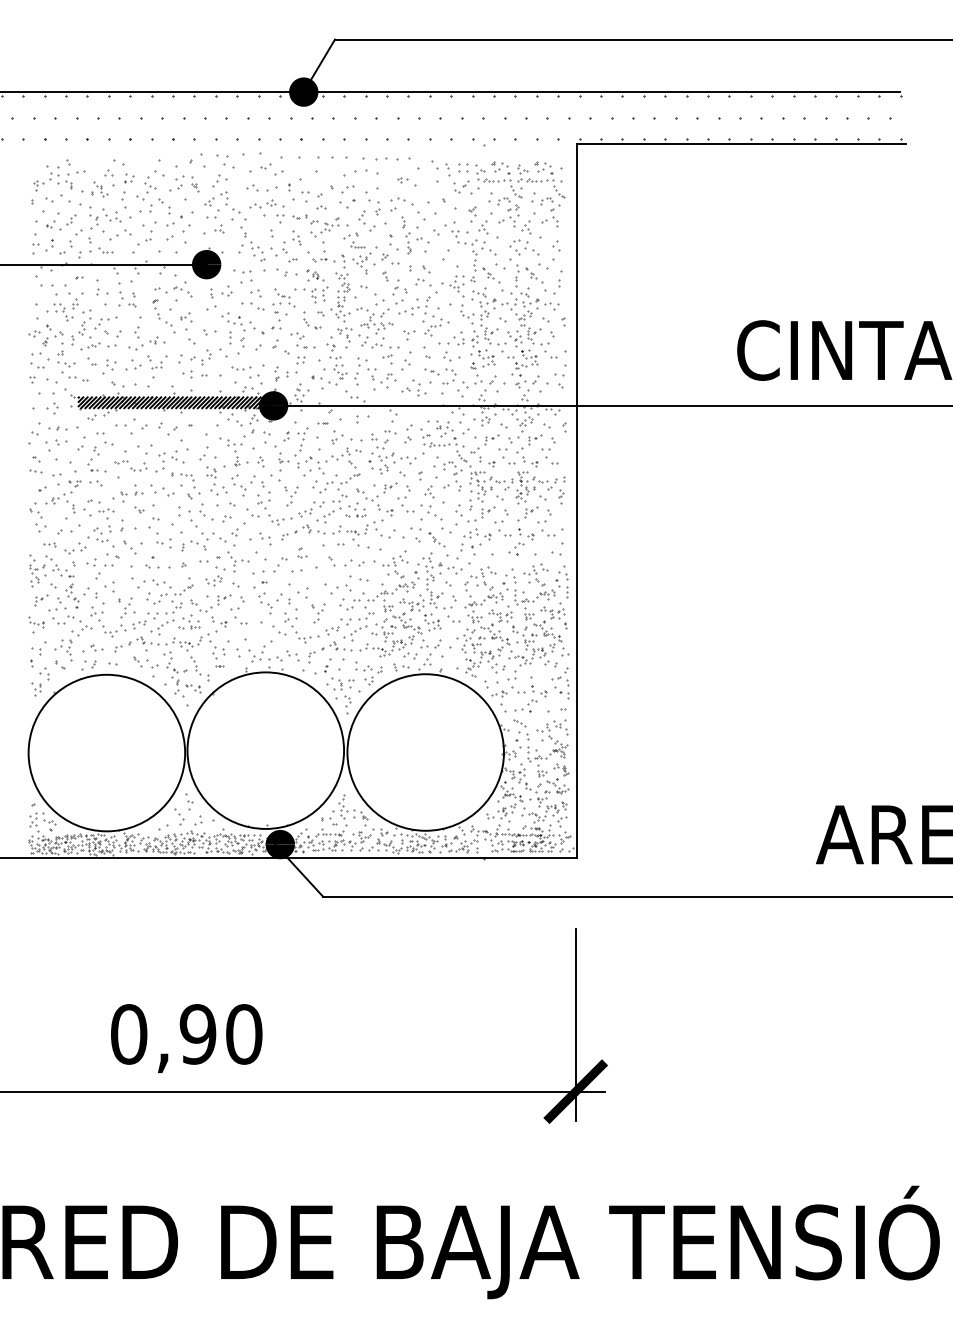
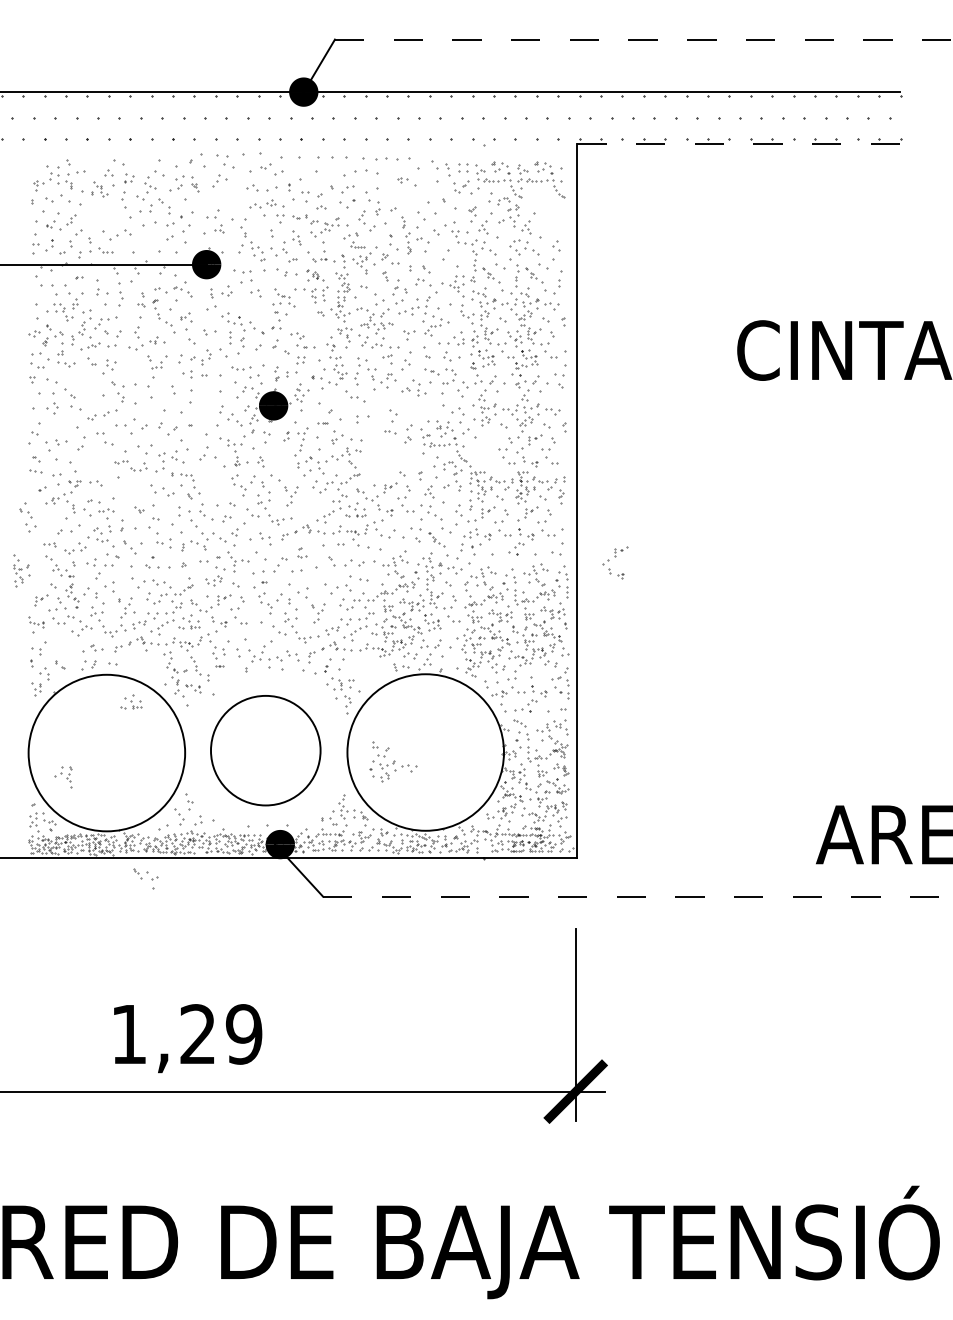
line: solid -> dashed (643, 39)
line: solid -> dashed (742, 144)
part: present -> none (401, 201)
part: present -> none (222, 202)
part: present -> none (545, 209)
part: present -> none (105, 217)
part: present -> none (144, 237)
part position: (132, 299) -> (141, 299) (141, 299)
part: present -> none (252, 306)
part: present -> none (312, 320)
part: present -> none (133, 364)
part: present -> none (74, 376)
hatch: present -> none (175, 402)
line: present -> none (616, 406)
part: present -> none (57, 428)
part: present -> none (484, 450)
part position: (392, 453) -> (393, 761) (393, 761)
part: present -> none (281, 458)
part: present -> none (96, 459)
part: present -> none (216, 480)
part: present -> none (131, 493)
part: present -> none (311, 509)
part position: (37, 517) -> (27, 517) (27, 517)
part: none -> present (615, 562)
part position: (37, 570) -> (21, 570) (21, 570)
part position: (63, 650) -> (63, 777) (63, 777)
part position: (145, 666) -> (145, 878) (145, 878)
part: present -> none (368, 673)
part: none -> present (131, 701)
circle diameter: 157 px -> 110 px (265, 750)
line: solid -> dashed (637, 896)
text: 0,90 -> 1,29 (186, 1034)
